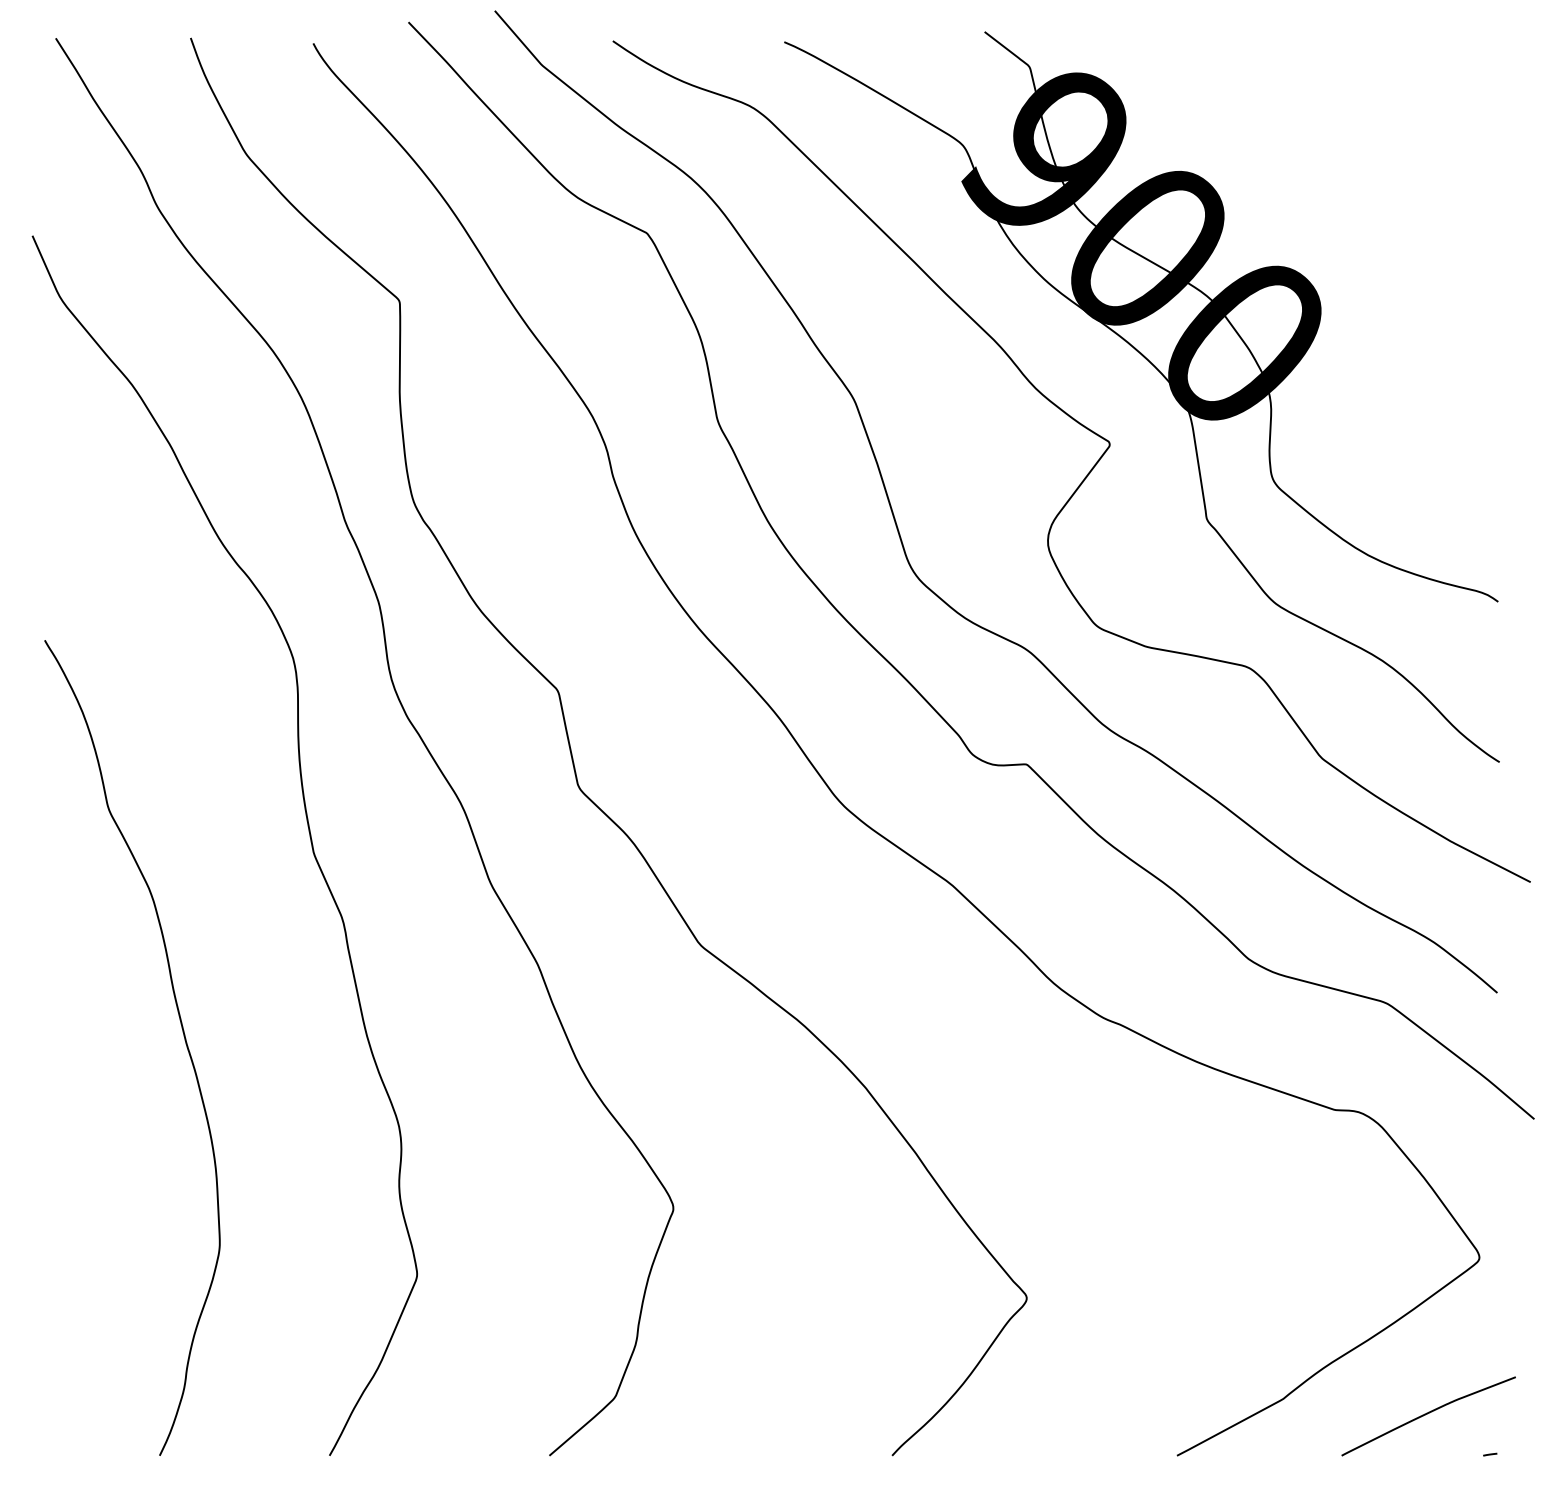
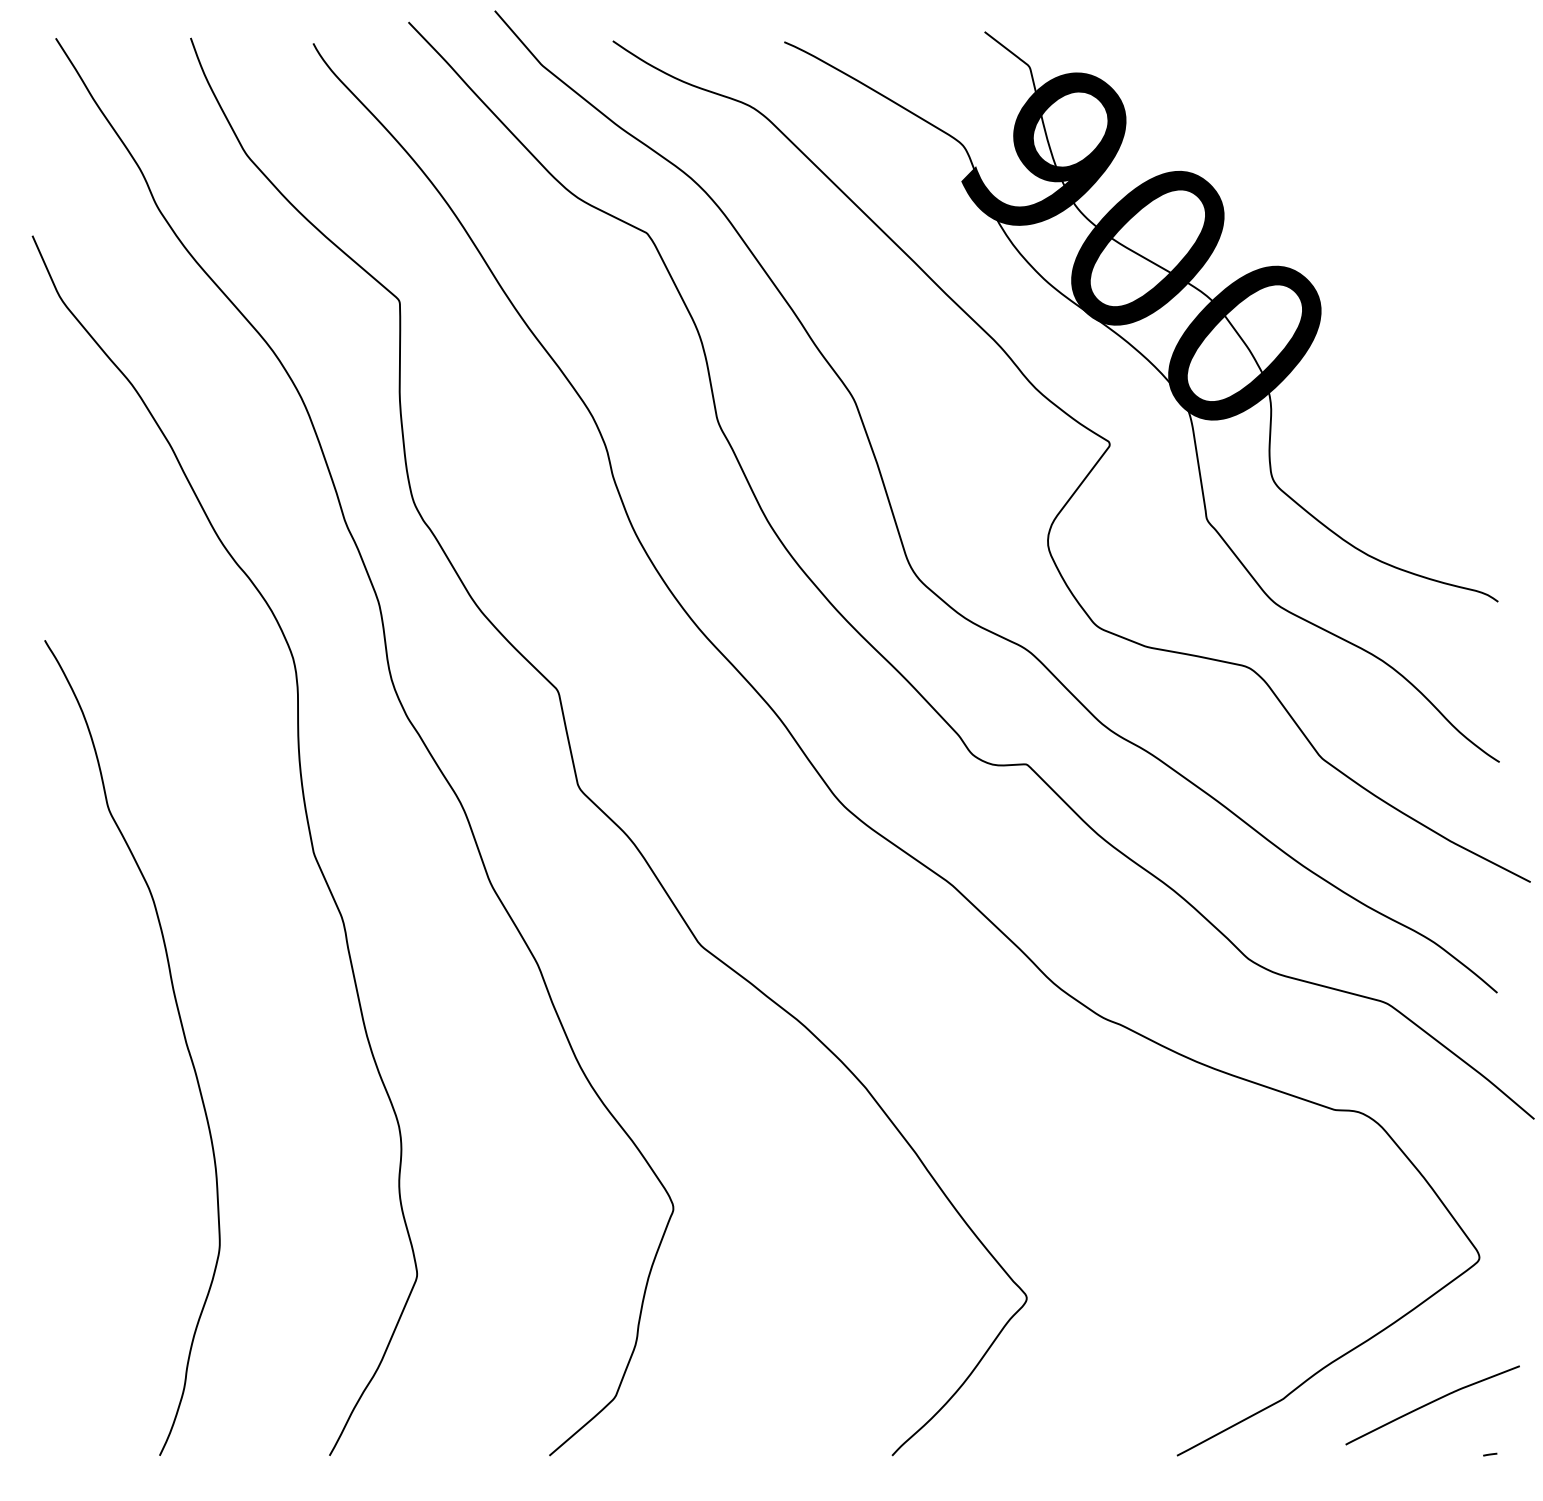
curve position: (1427, 1414) -> (1431, 1403) (1431, 1403)
